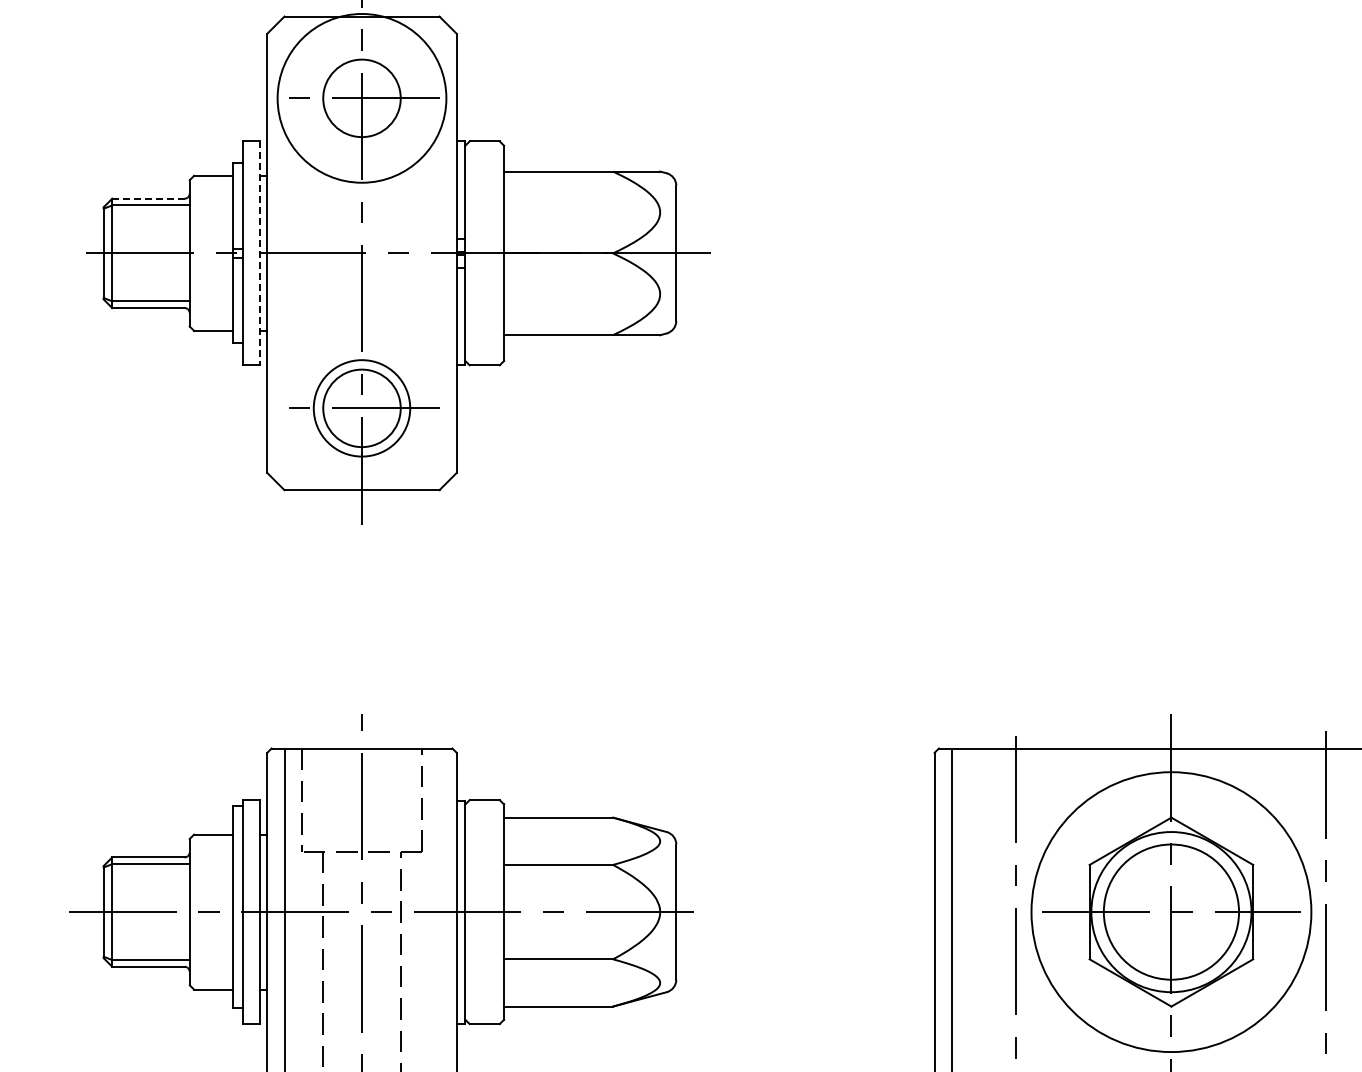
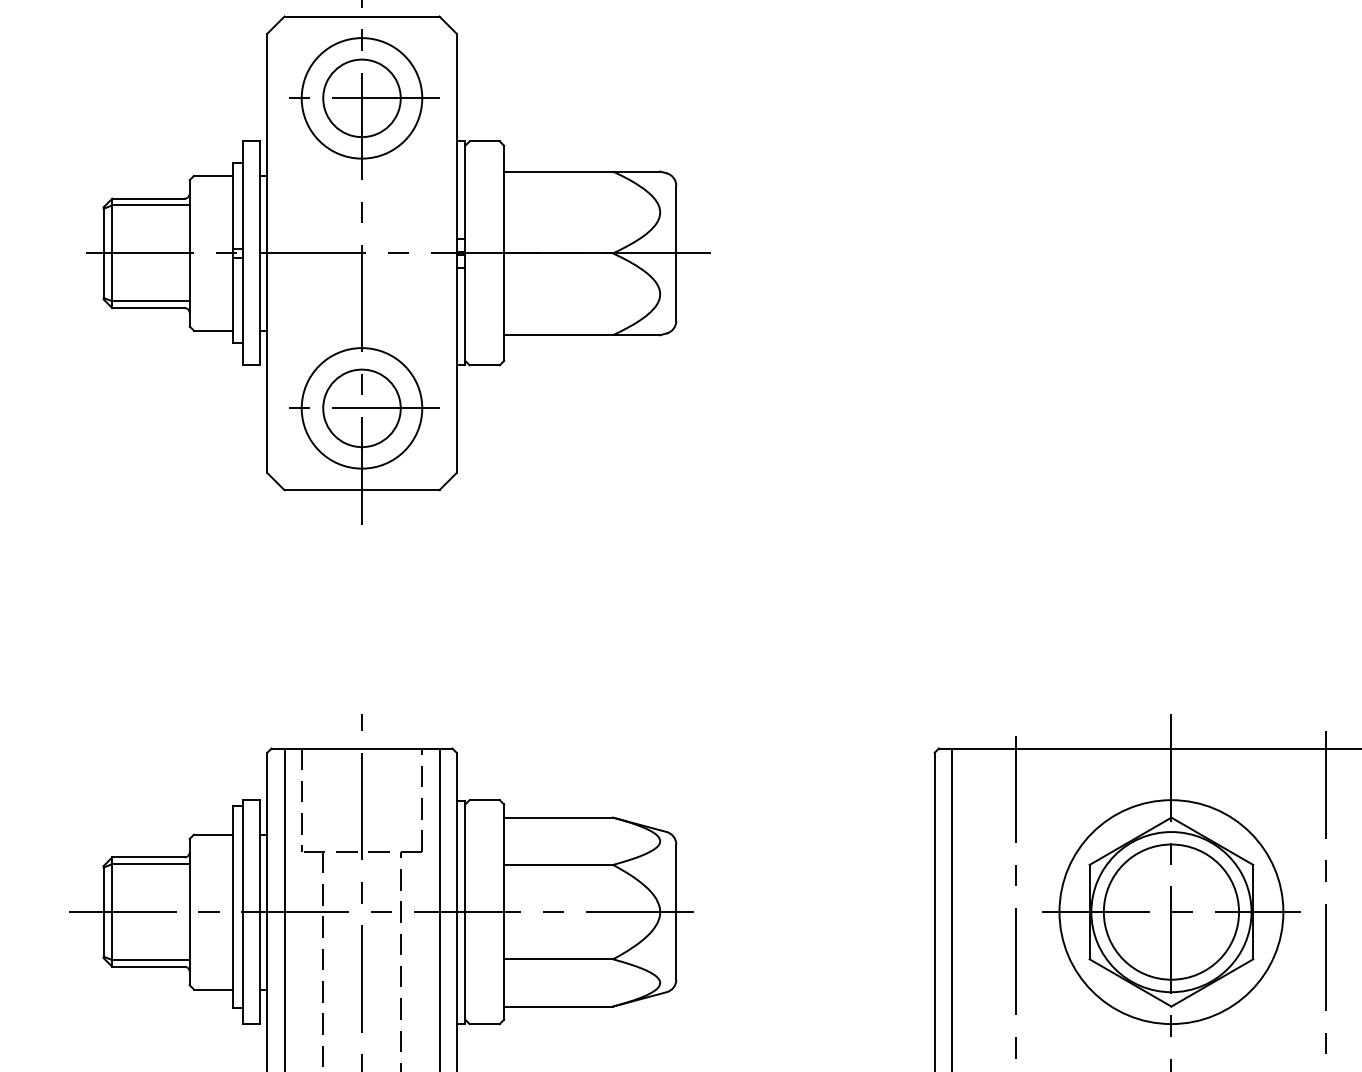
circle diameter: 169 px -> 121 px (361, 98)
line: dashed -> solid (148, 198)
line: dashed -> solid (260, 253)
circle diameter: 96 px -> 121 px (361, 408)
line: none -> present (439, 908)
circle diameter: 280 px -> 224 px (1171, 912)
